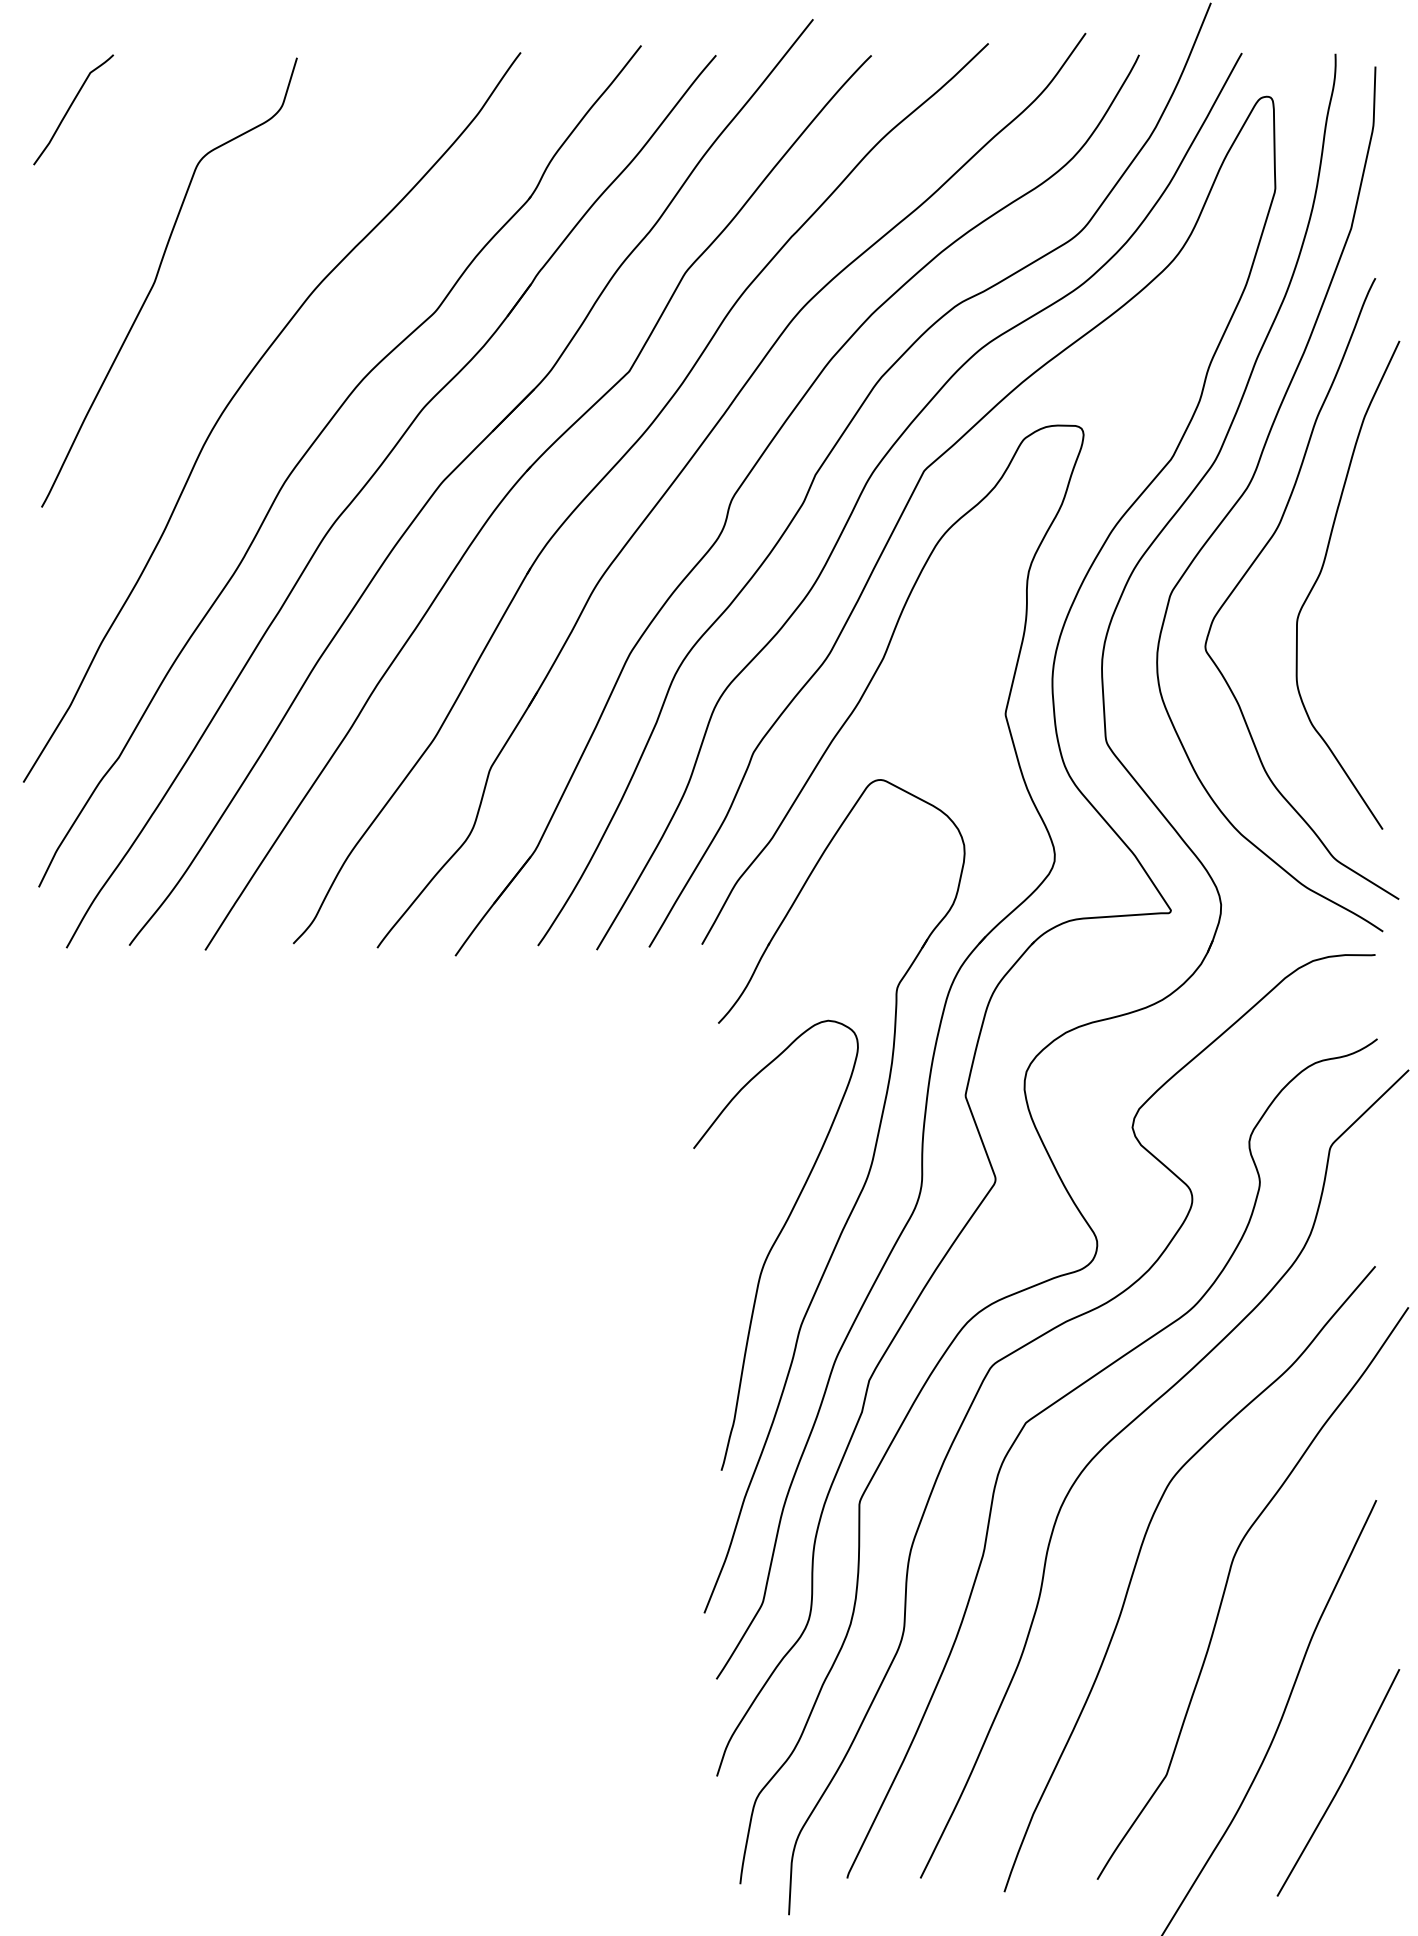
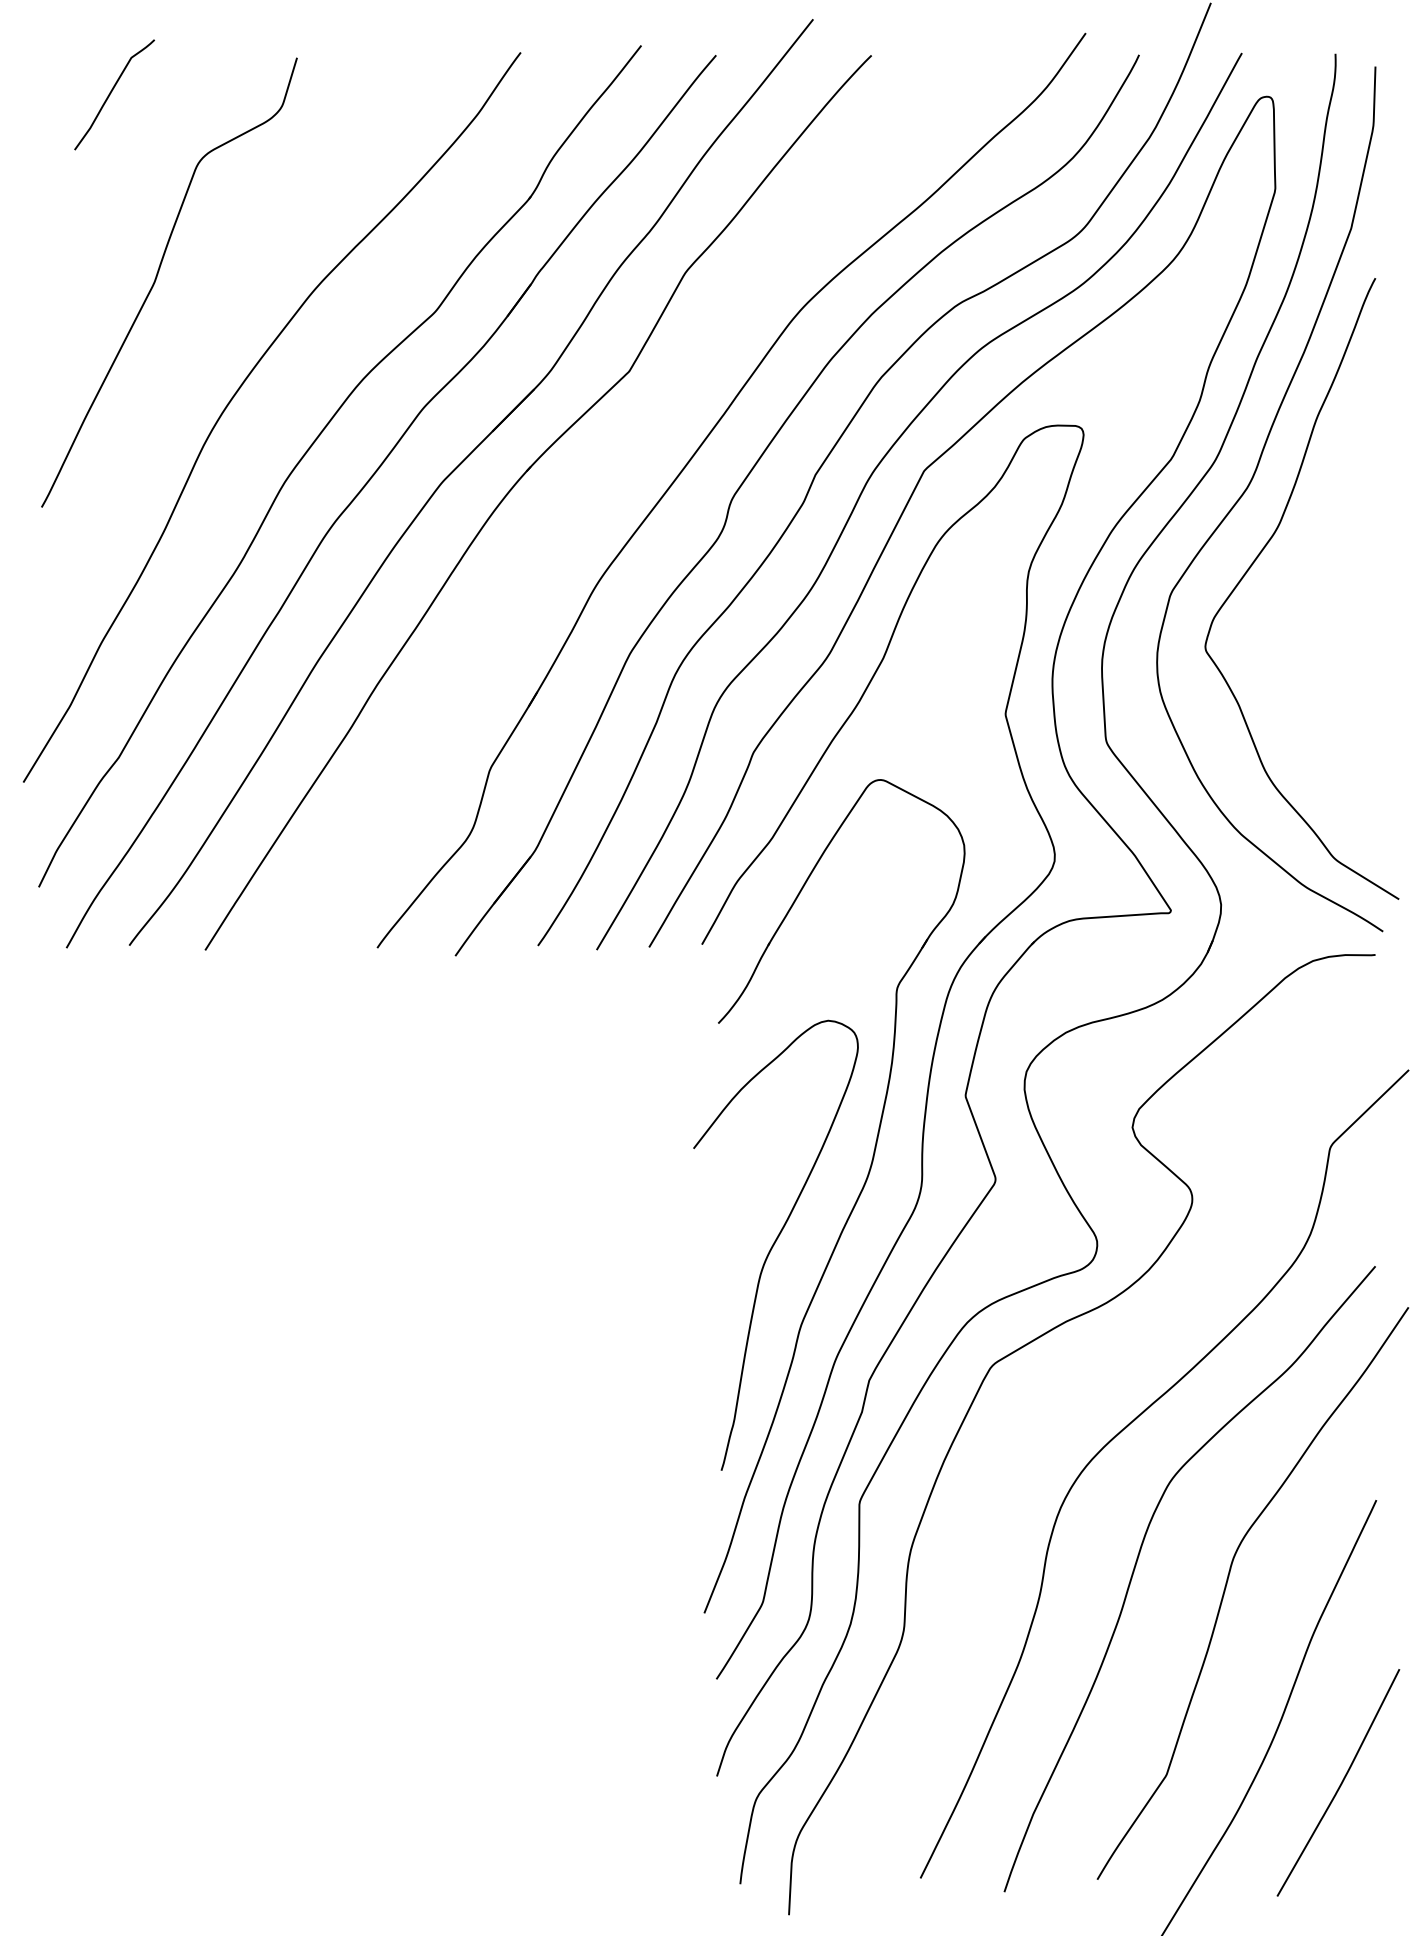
curve position: (70, 108) -> (111, 93) (111, 93)
part: present -> none (614, 467)
curve: present -> none (1320, 575)
curve: present -> none (1066, 1396)
